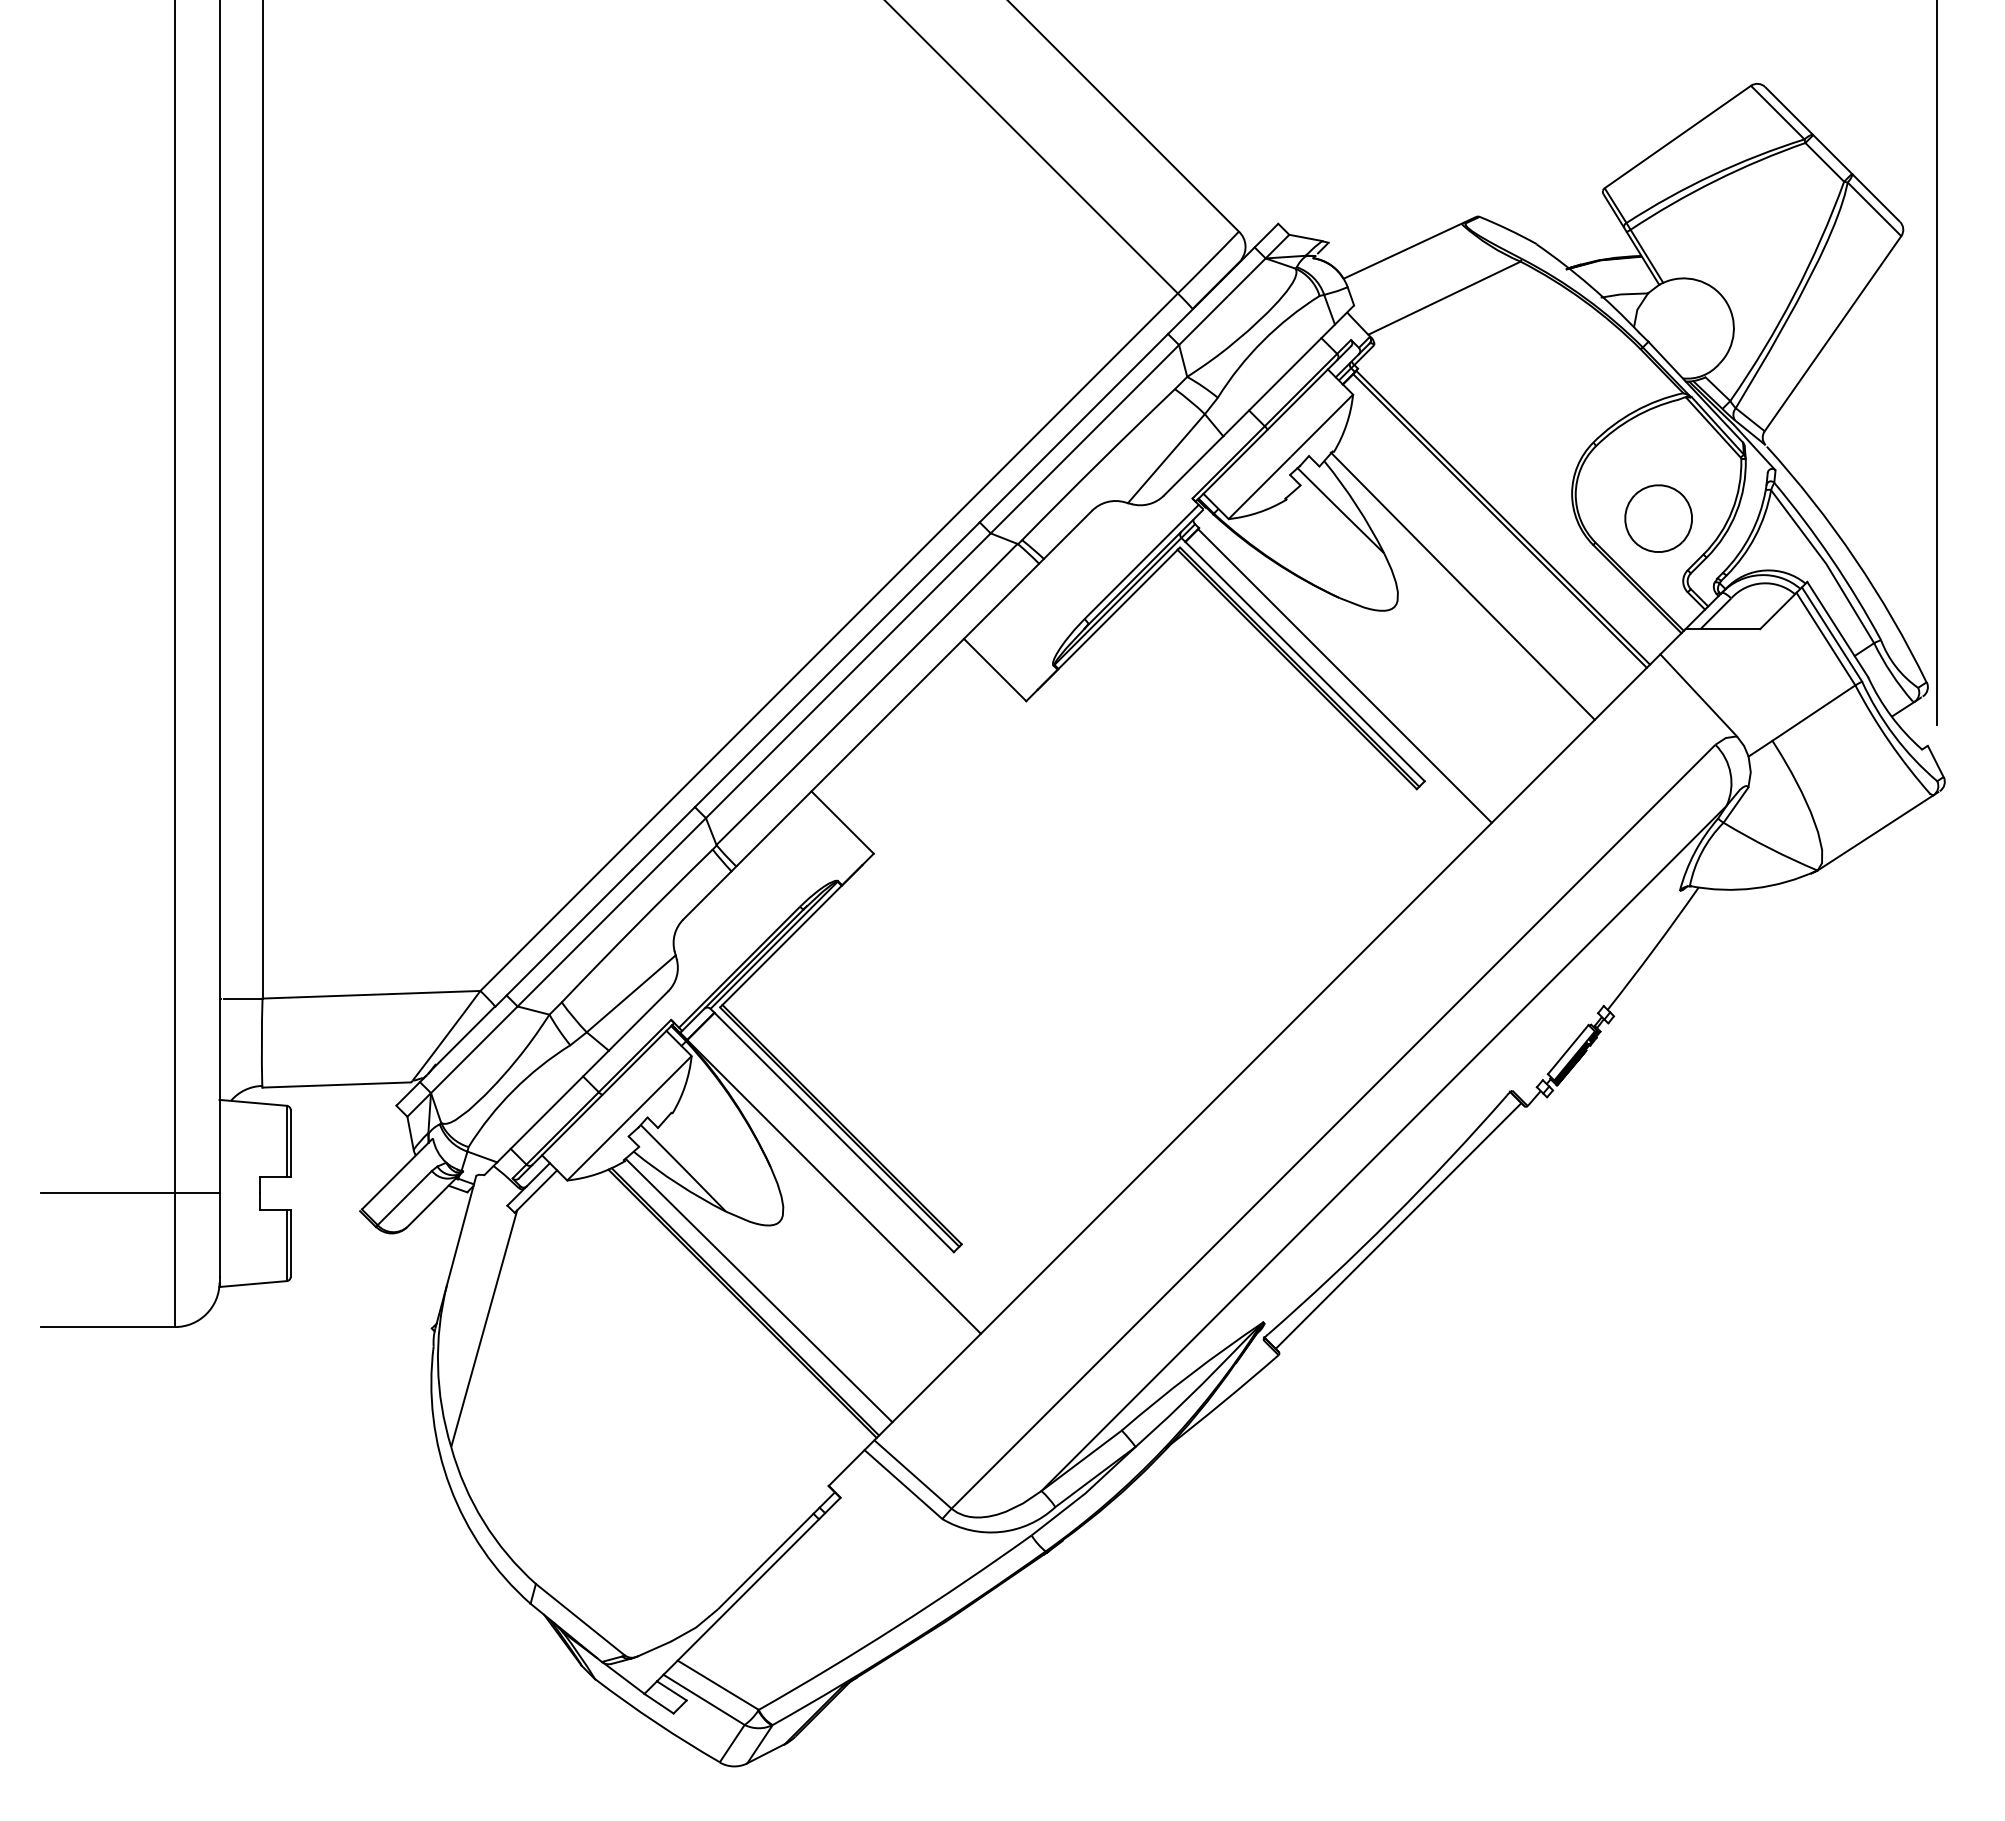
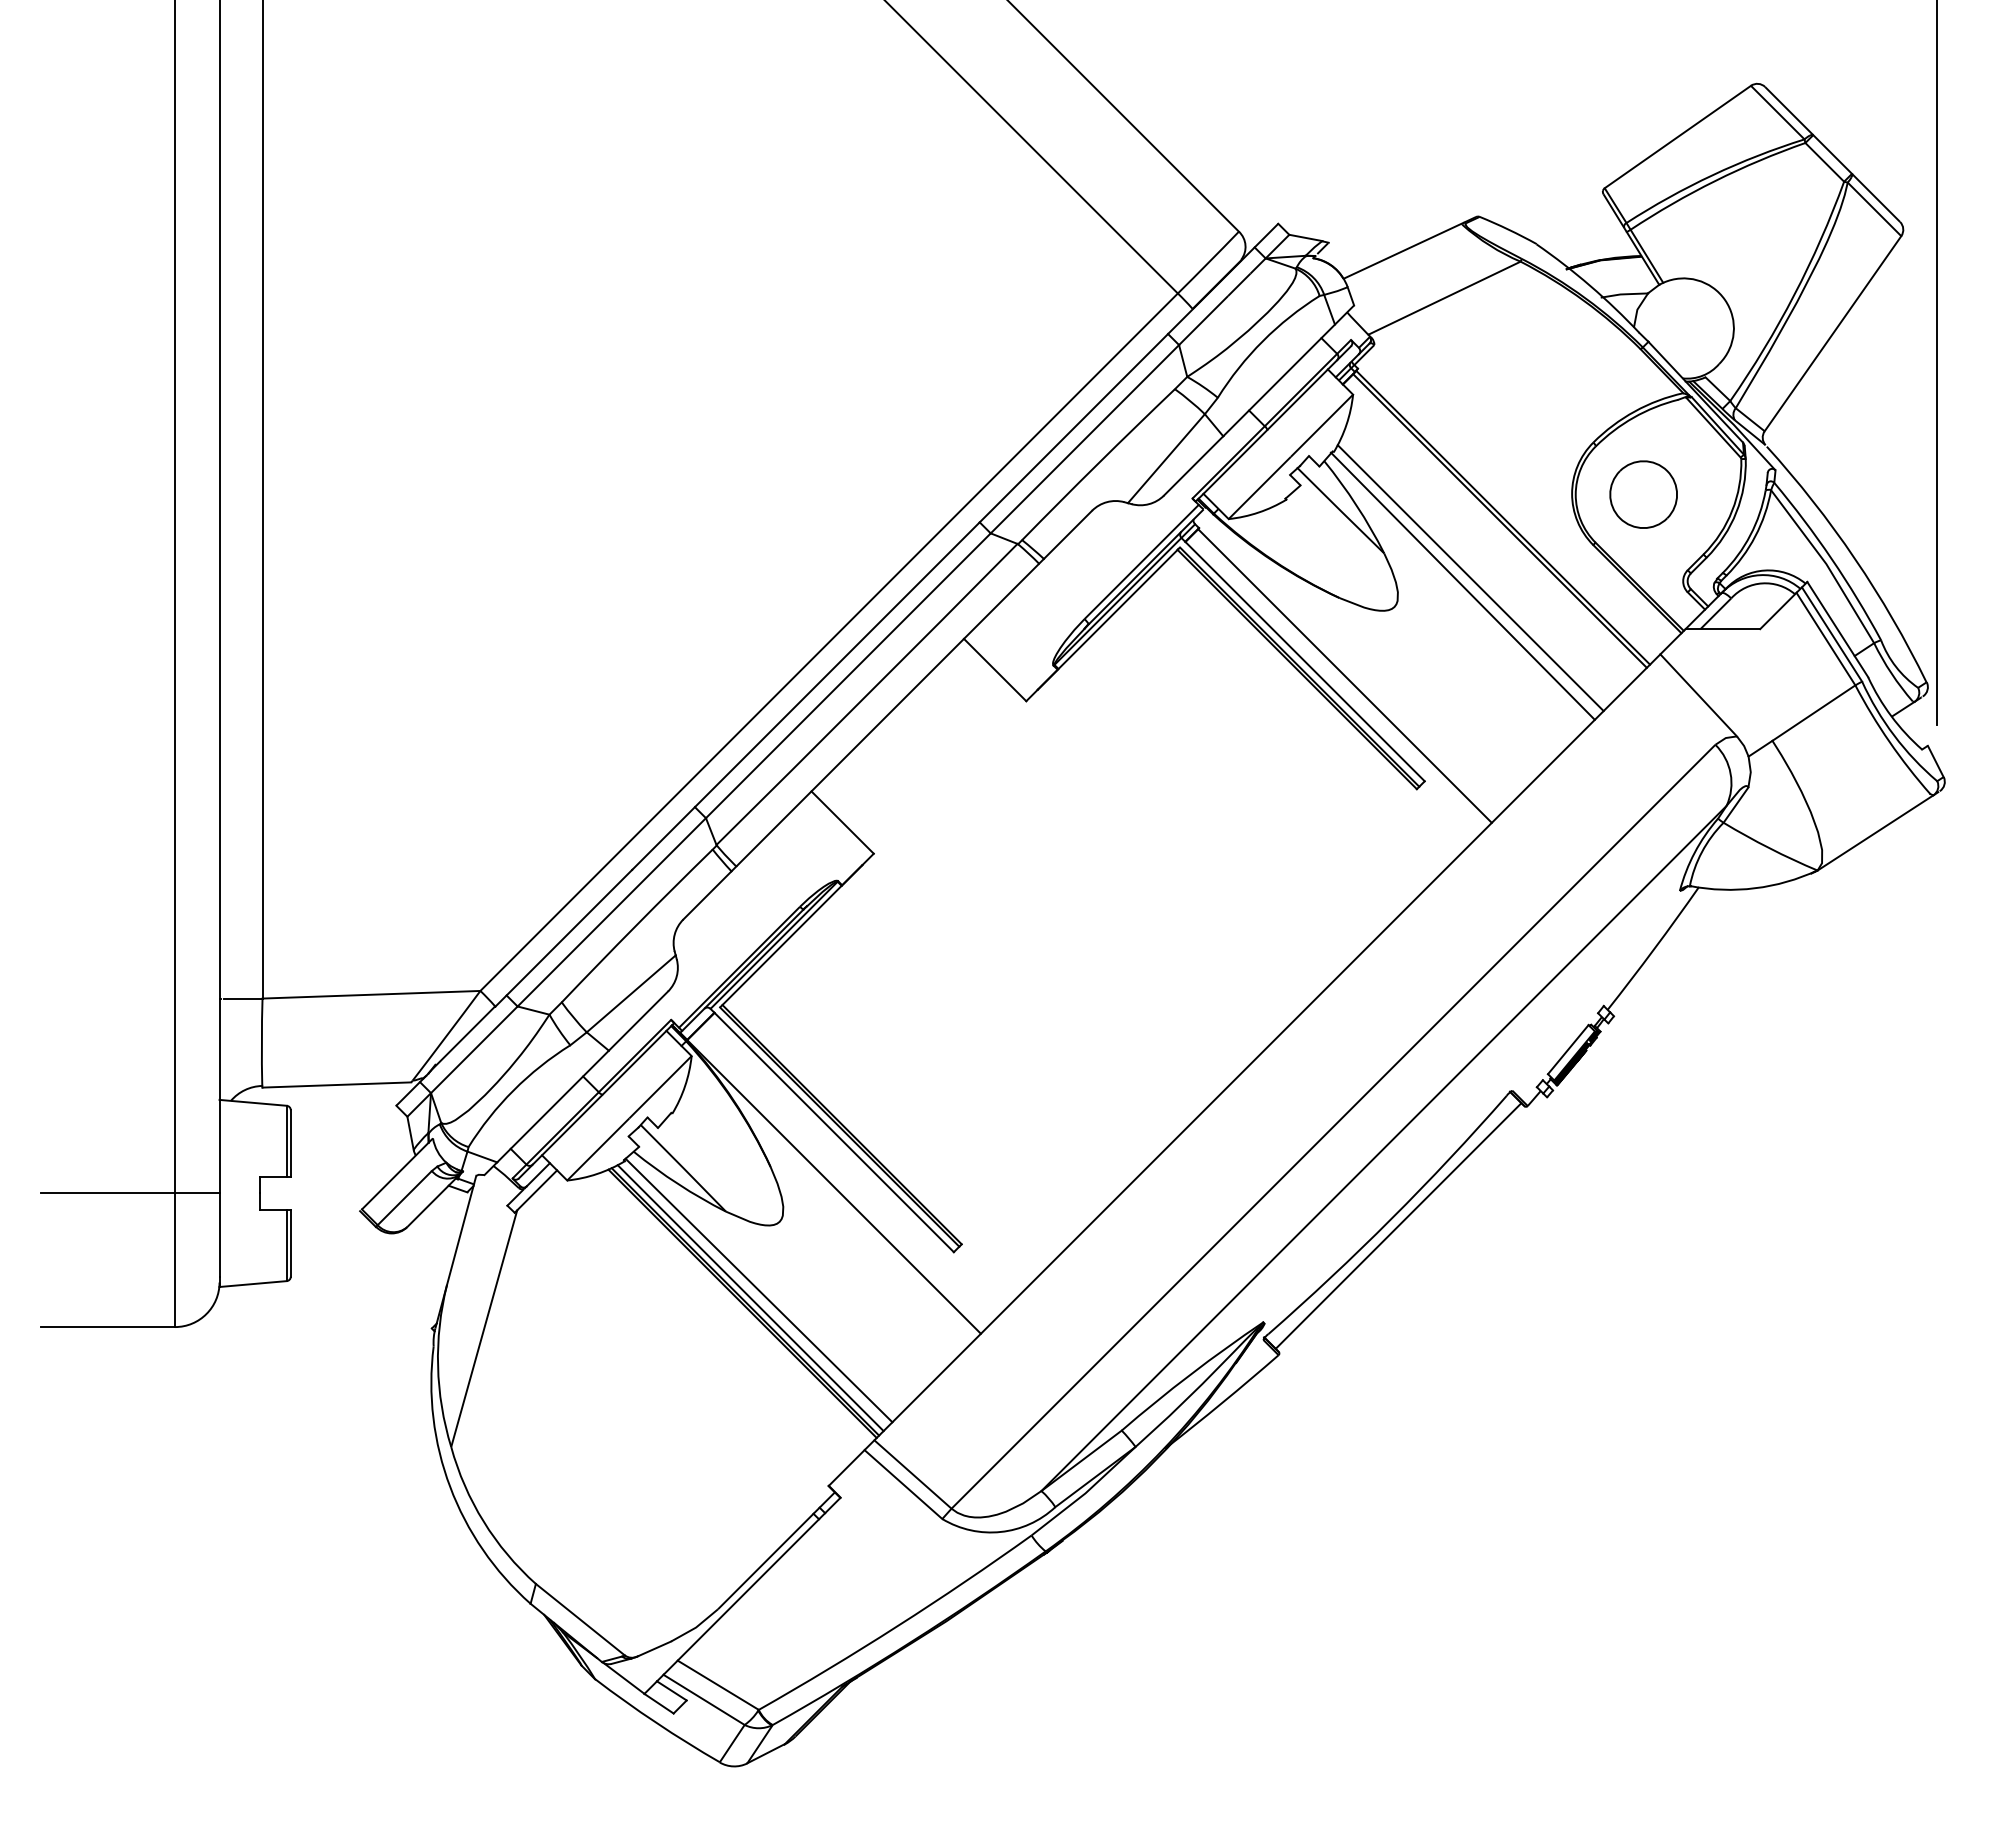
part position: (1658, 518) -> (1643, 494) (1643, 494)
line: none -> present (1470, 578)
line: none -> present (750, 1298)
